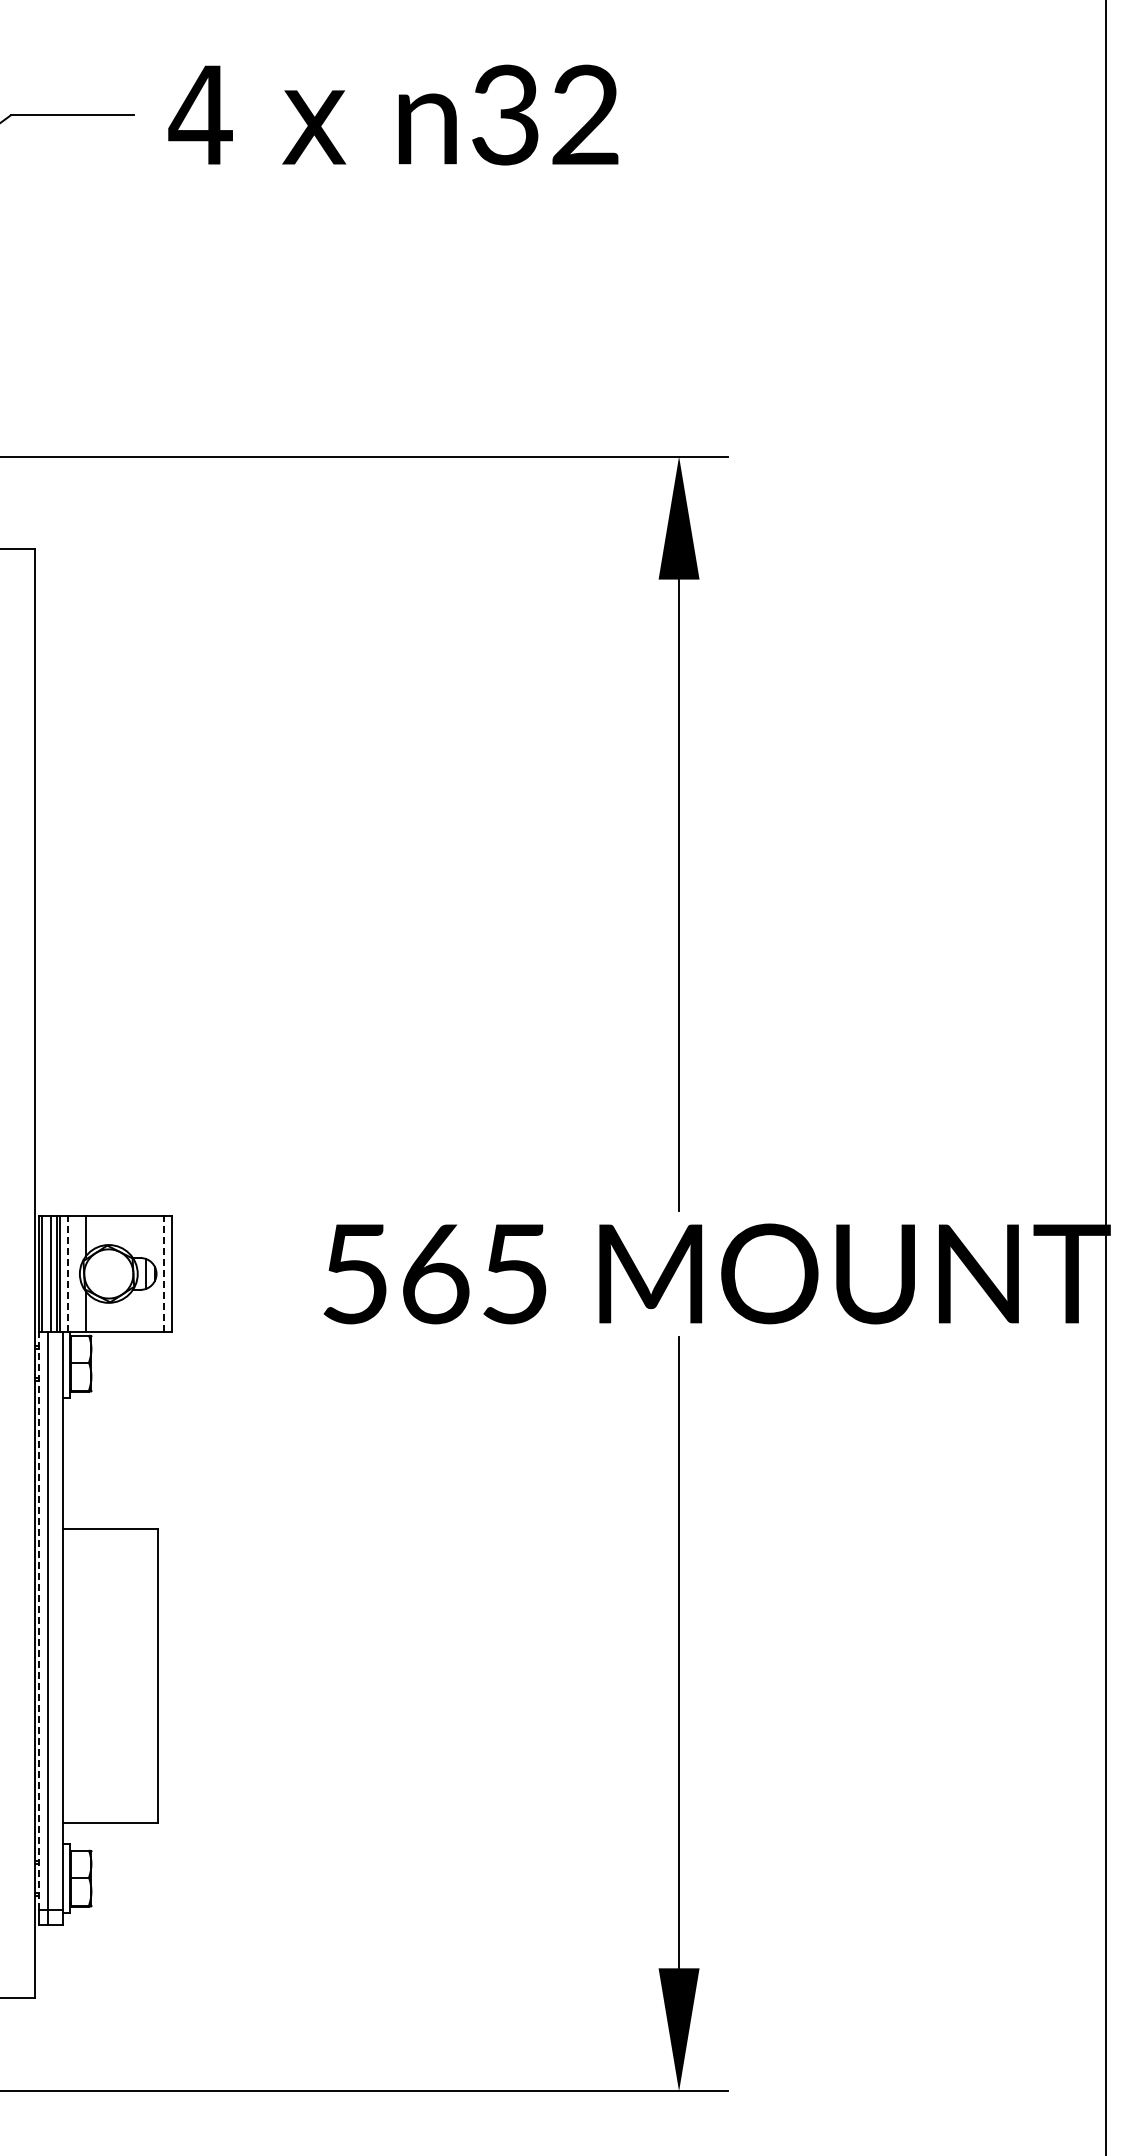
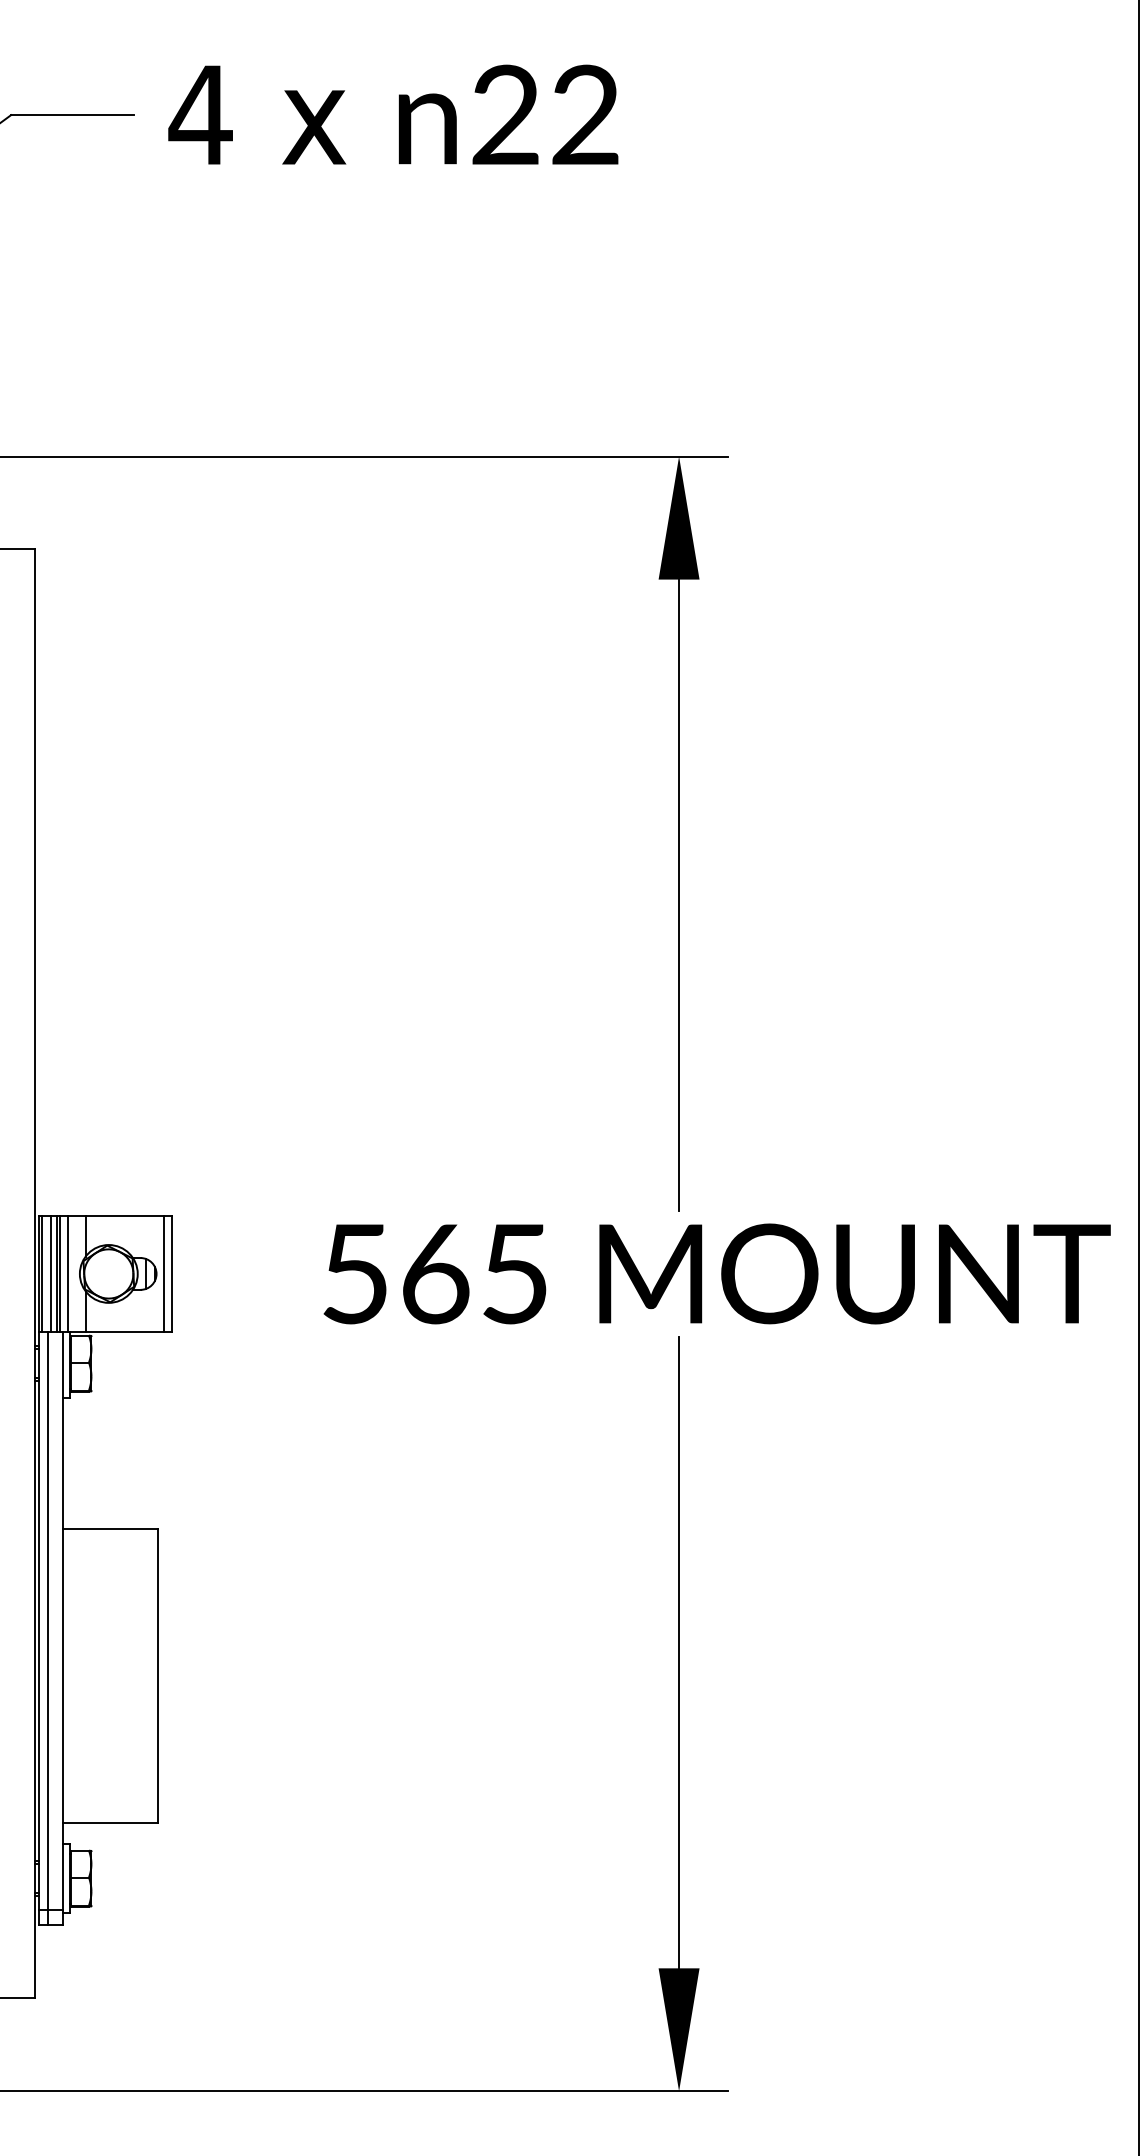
text: 32 -> 22 (505, 115)
line position: (1105, 1077) -> (1138, 1077) (1138, 1077)
line: dashed -> solid (68, 1273)
line: dashed -> solid (163, 1273)
line: dashed -> solid (39, 1620)
